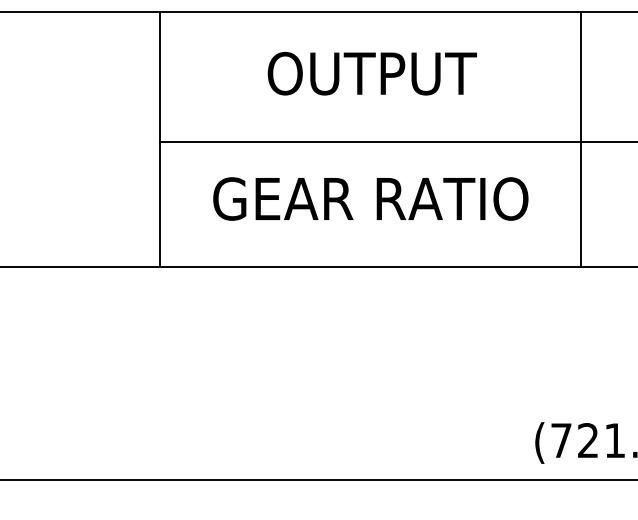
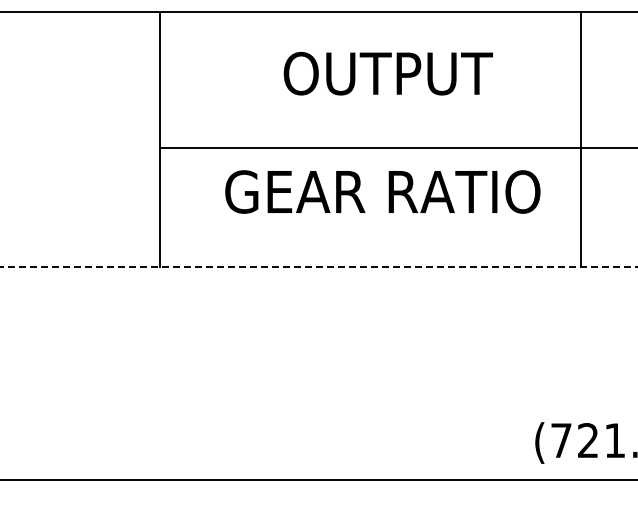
text position: (371, 73) -> (387, 73) (387, 73)
line position: (397, 141) -> (397, 147) (397, 147)
text position: (370, 198) -> (382, 191) (382, 191)
line: solid -> dashed (319, 266)
